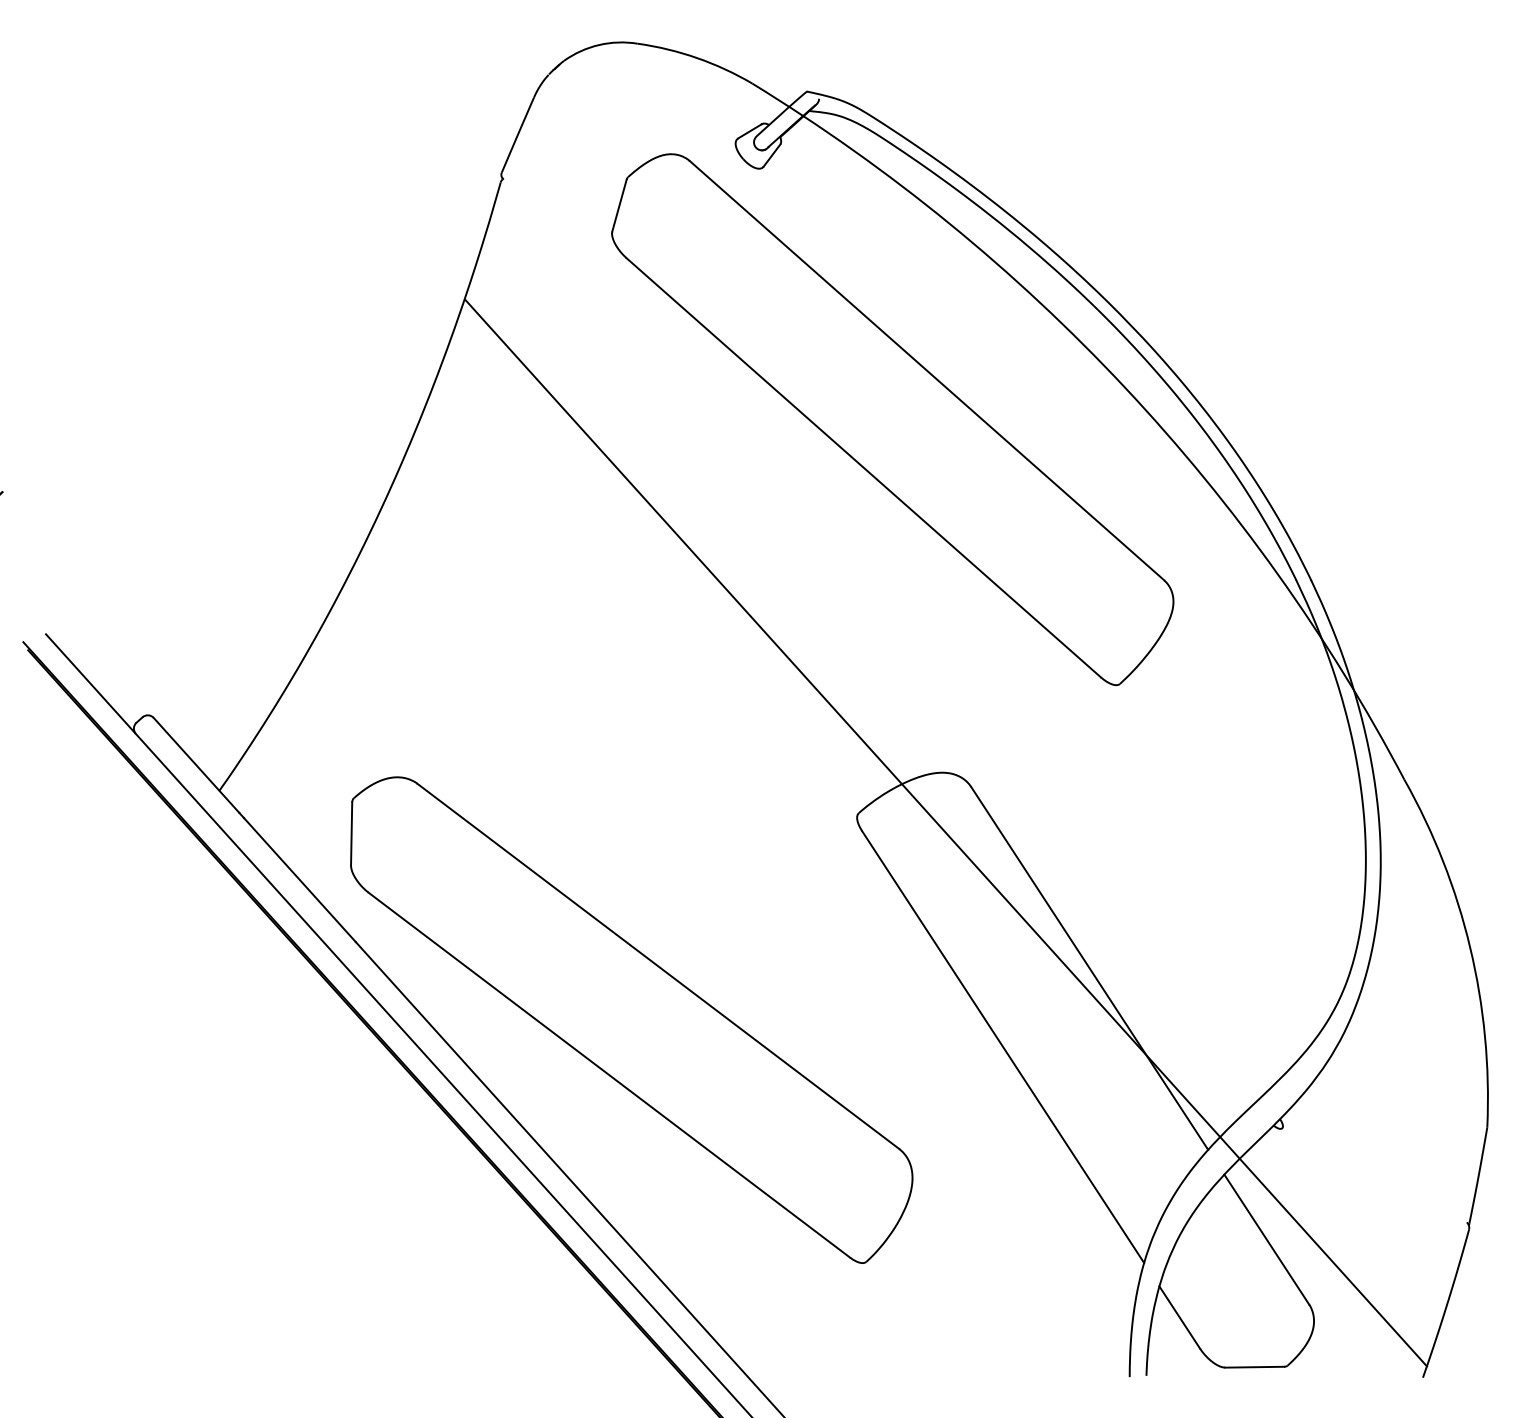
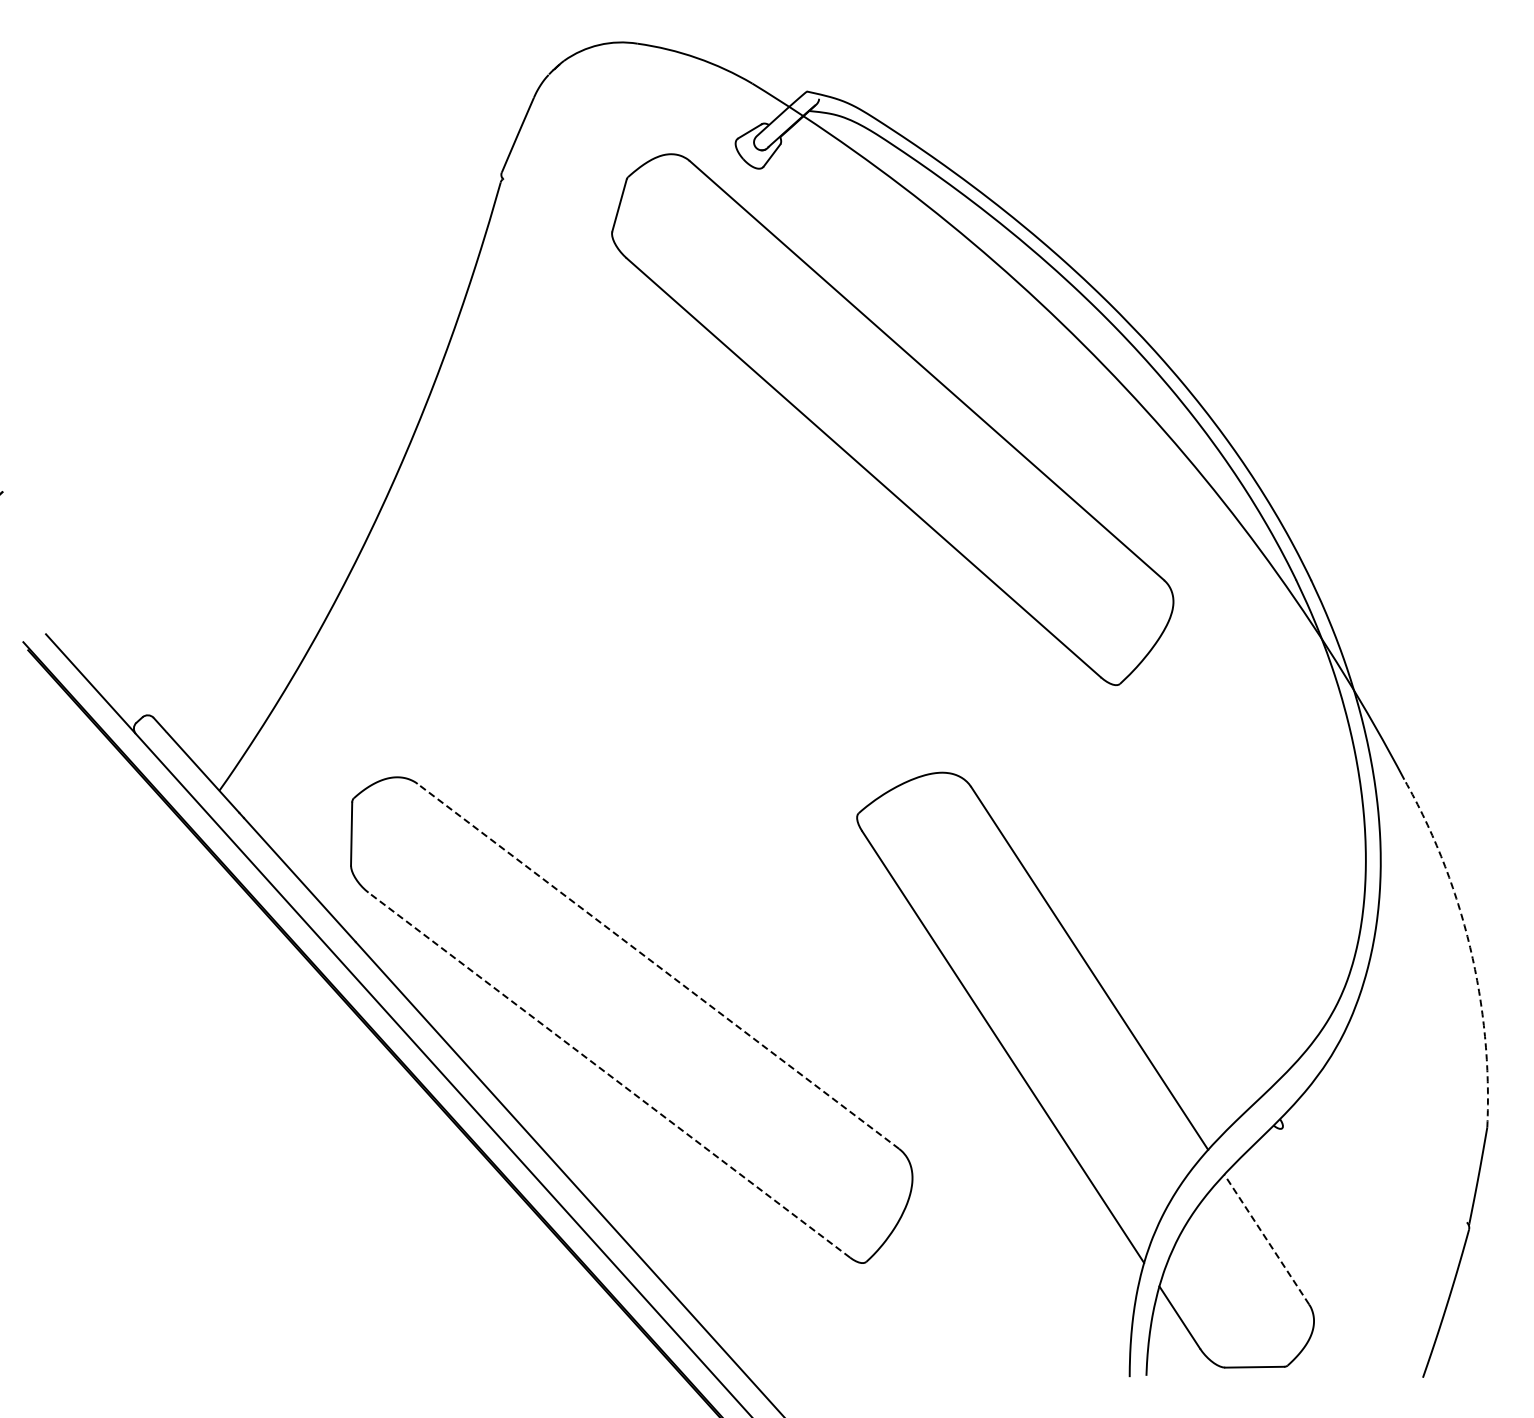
line: present -> none (945, 833)
arc: solid -> dashed (1470, 947)
line: solid -> dashed (657, 966)
line: solid -> dashed (608, 1074)
line: solid -> dashed (1266, 1239)
